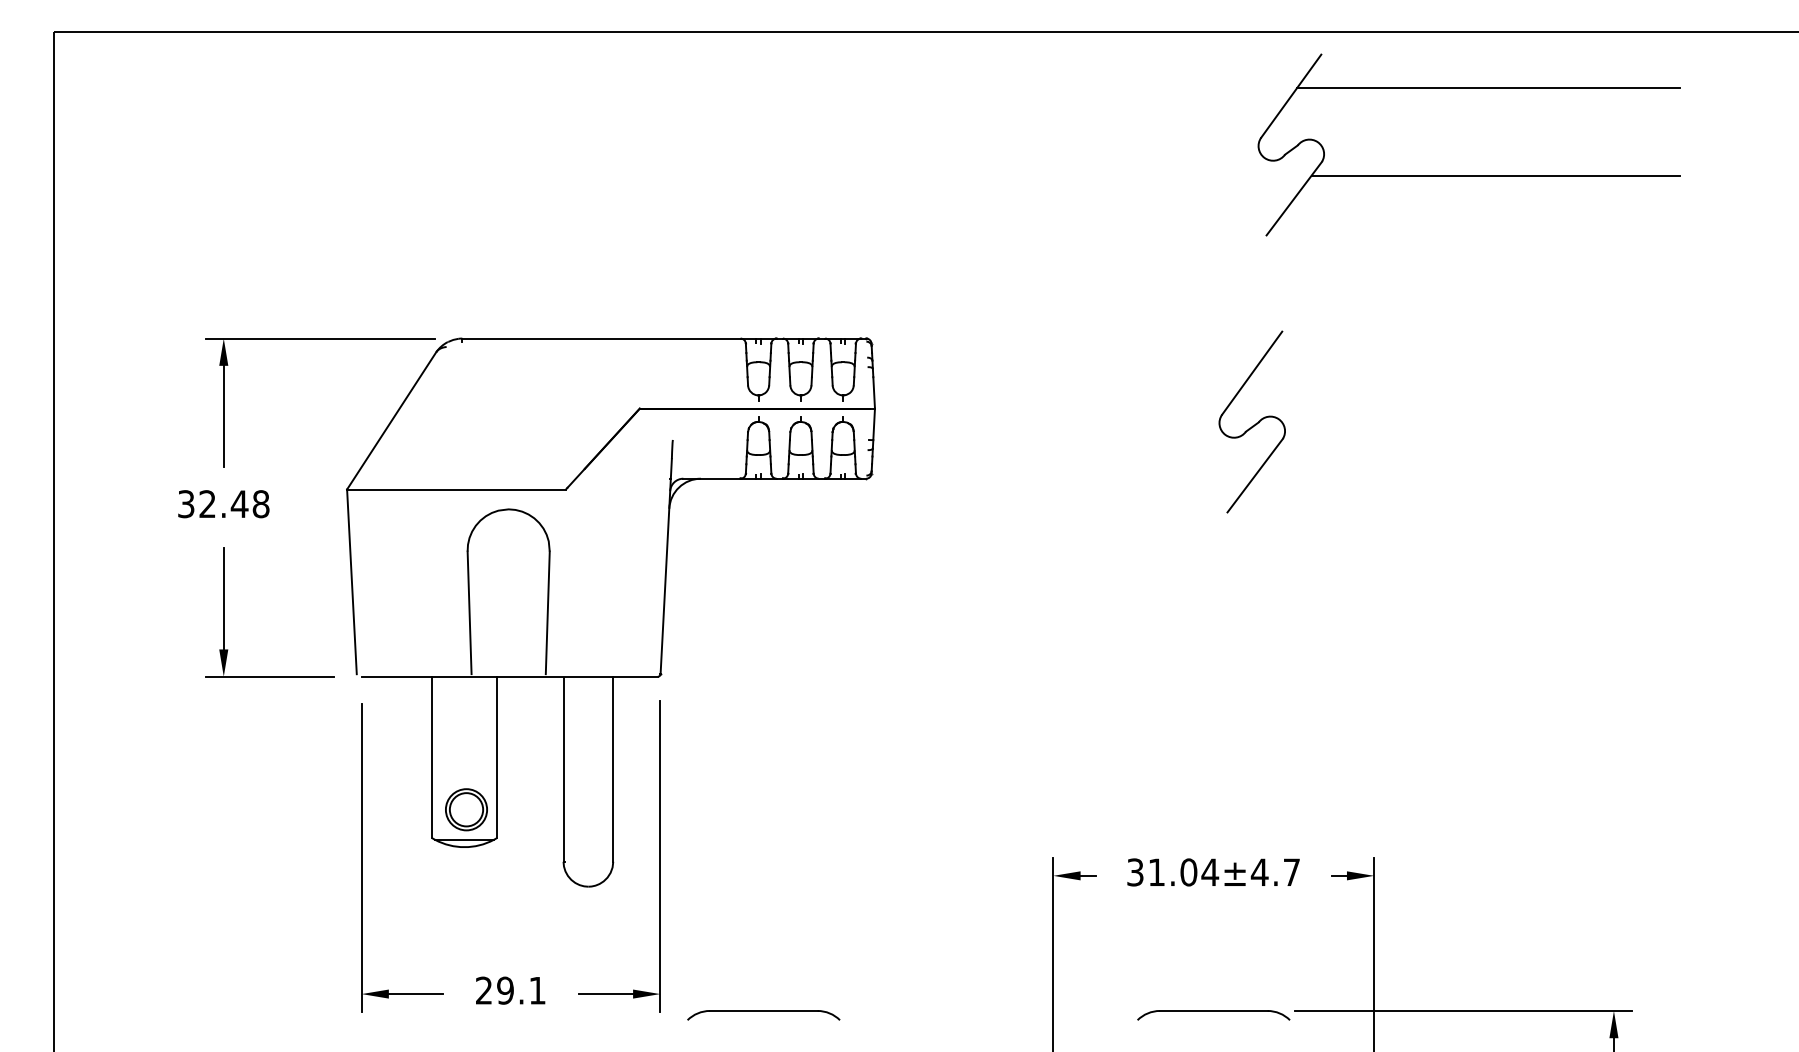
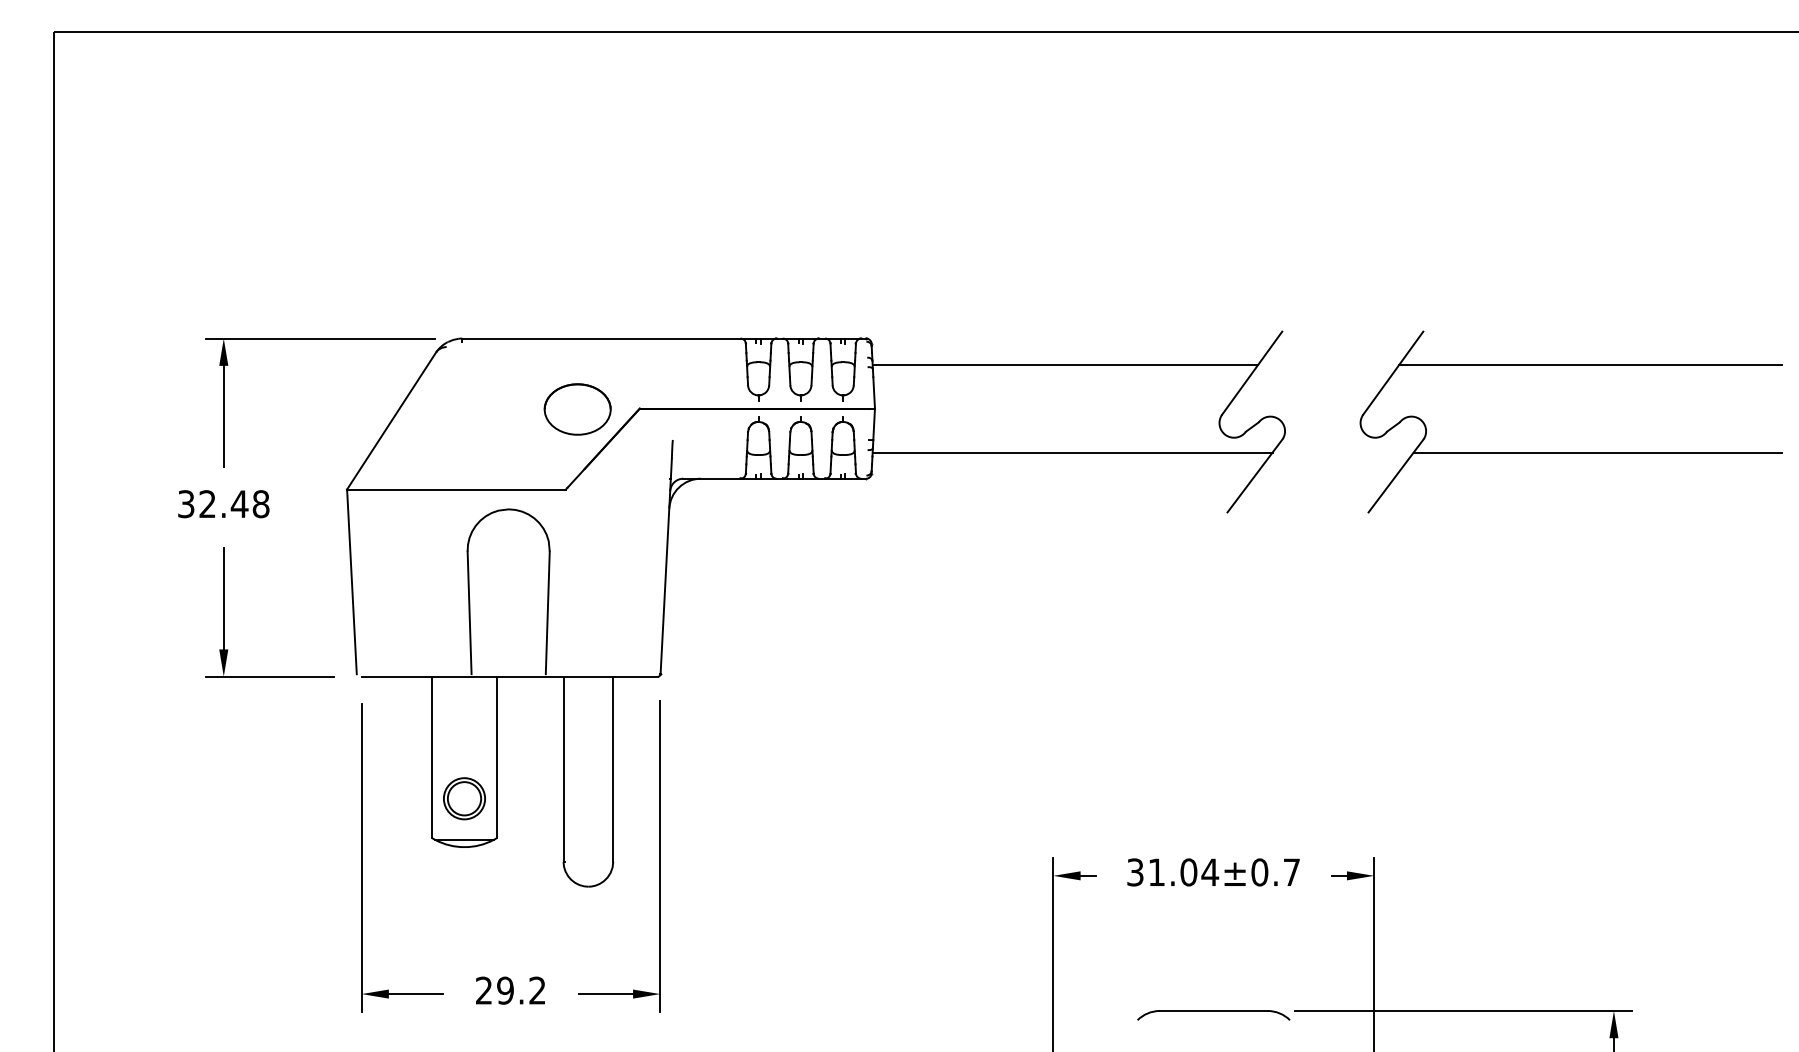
part position: (1468, 175) -> (1570, 452) (1570, 452)
line: none -> present (1065, 364)
part: none -> present (577, 409)
line: none -> present (1072, 452)
part position: (466, 809) -> (464, 798) (464, 798)
text: 31.04±4.7 -> 31.04±0.7 (1259, 872)
text: 29.1 -> 29.2 (537, 990)
part: present -> none (763, 1015)
